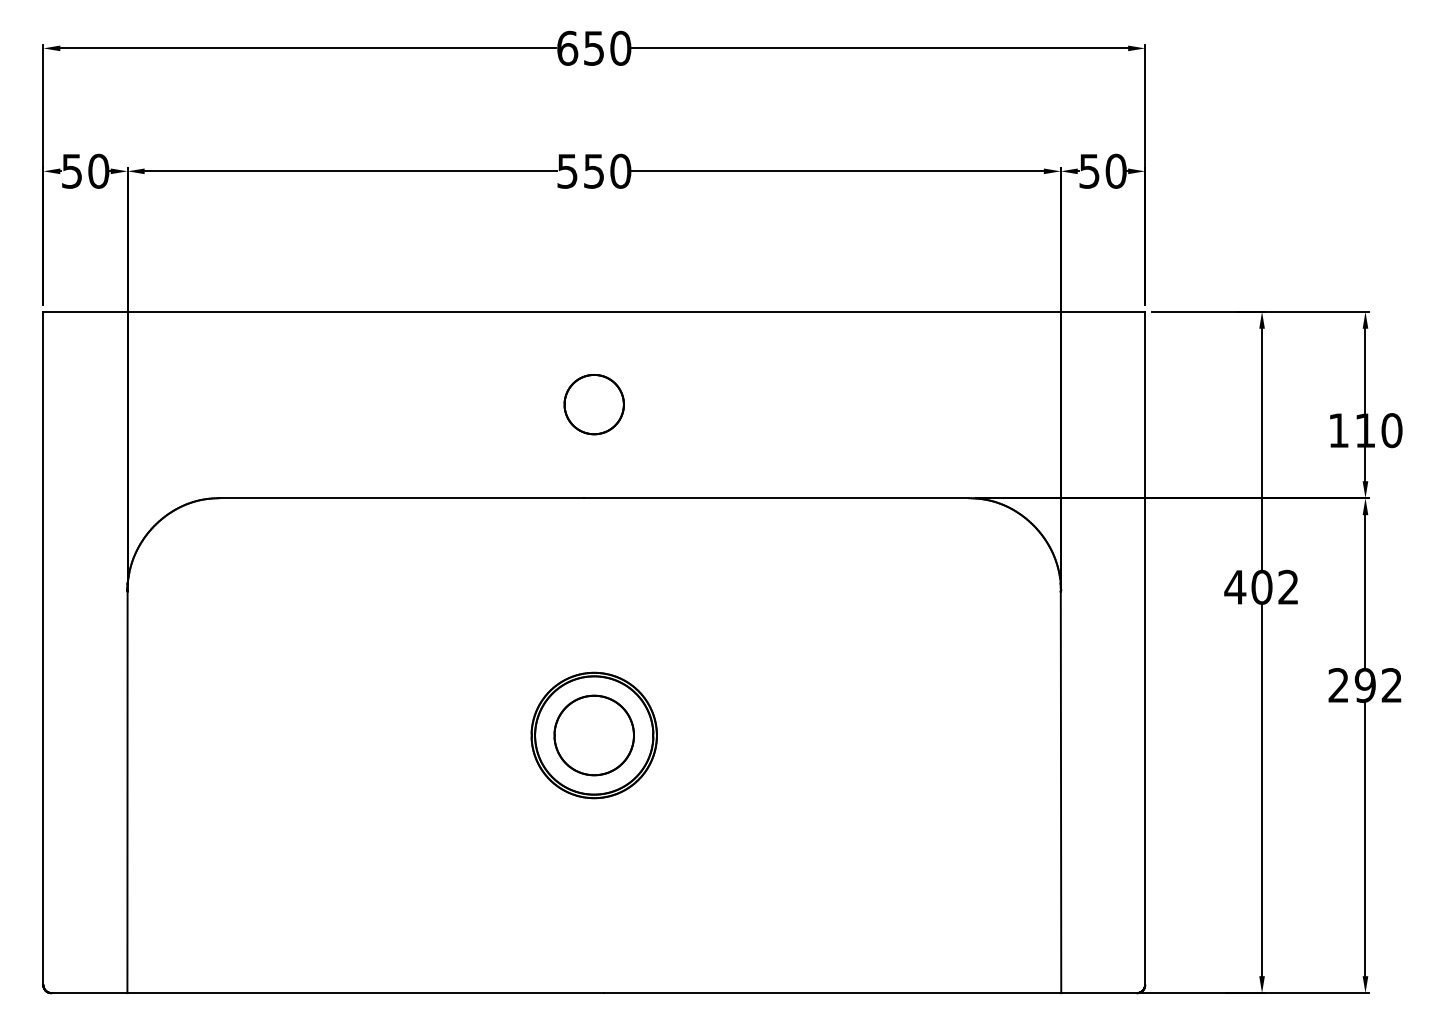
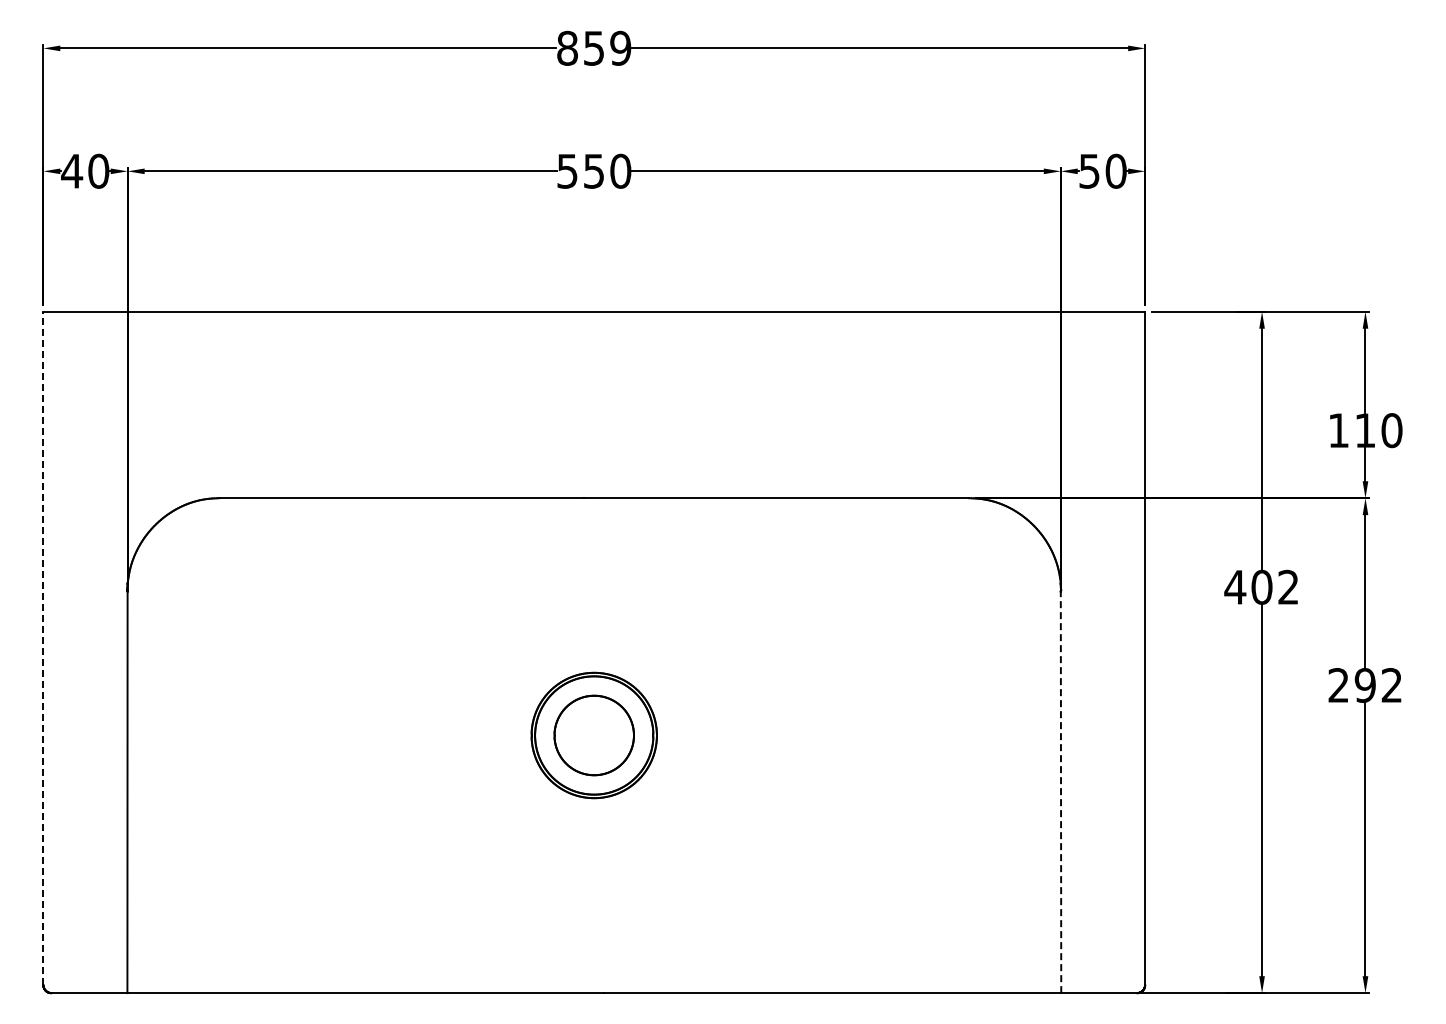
text: 650 -> 859 (594, 47)
text: 50 -> 40 (72, 171)
part: present -> none (593, 404)
line: solid -> dashed (43, 648)
line: solid -> dashed (1061, 788)
